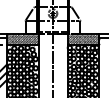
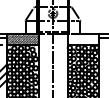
hatch: present -> none (82, 39)
